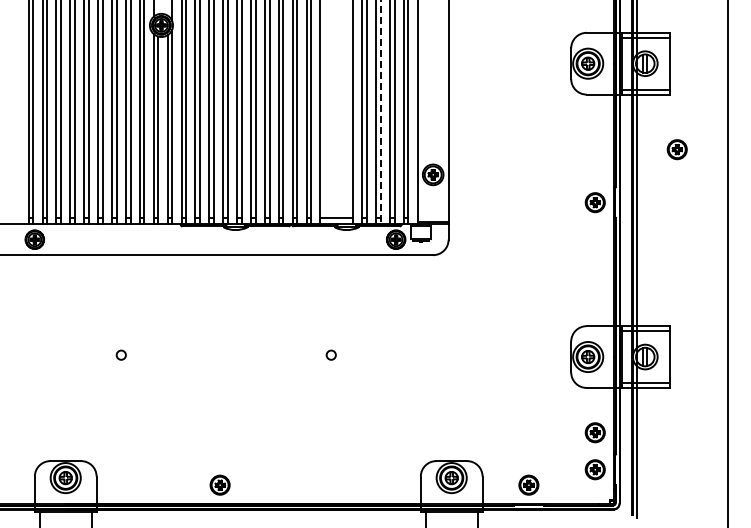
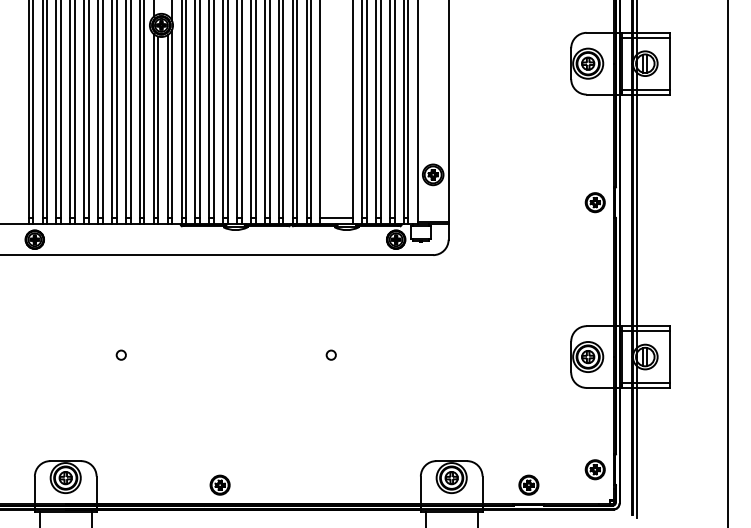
line: dashed -> solid (380, 112)
part: present -> none (676, 149)
part: present -> none (594, 432)
